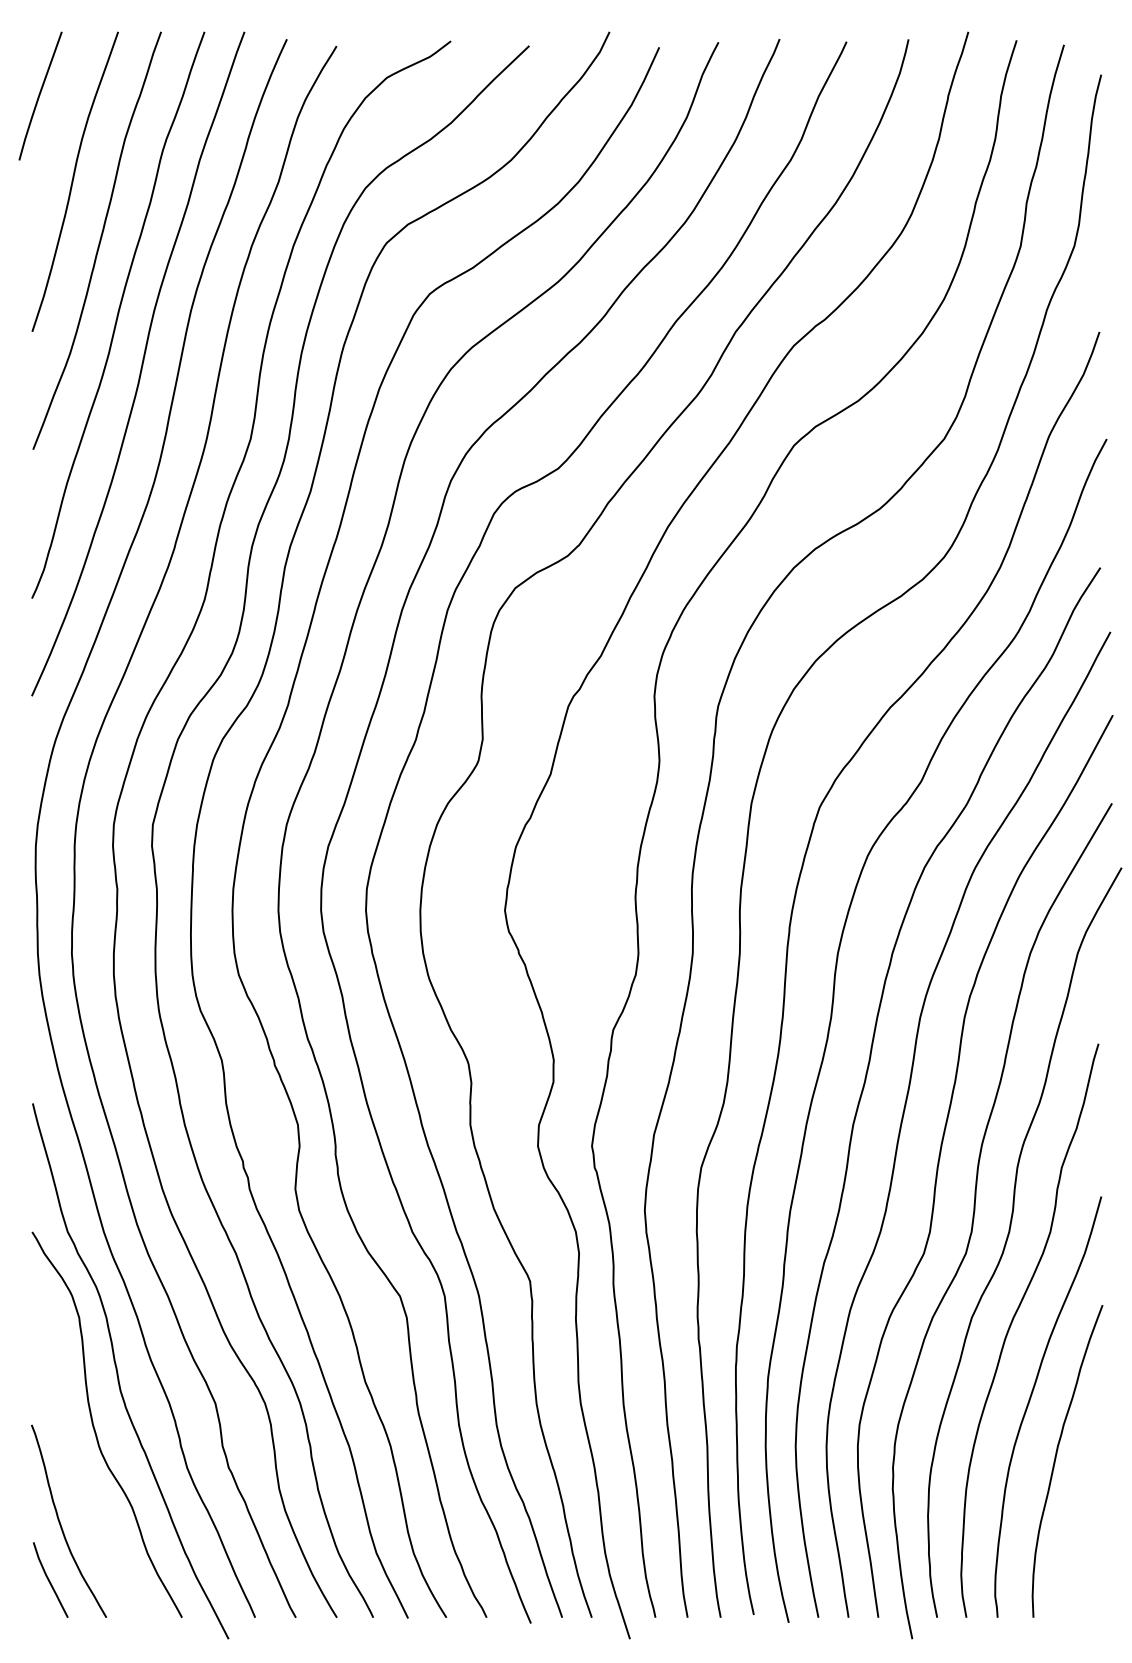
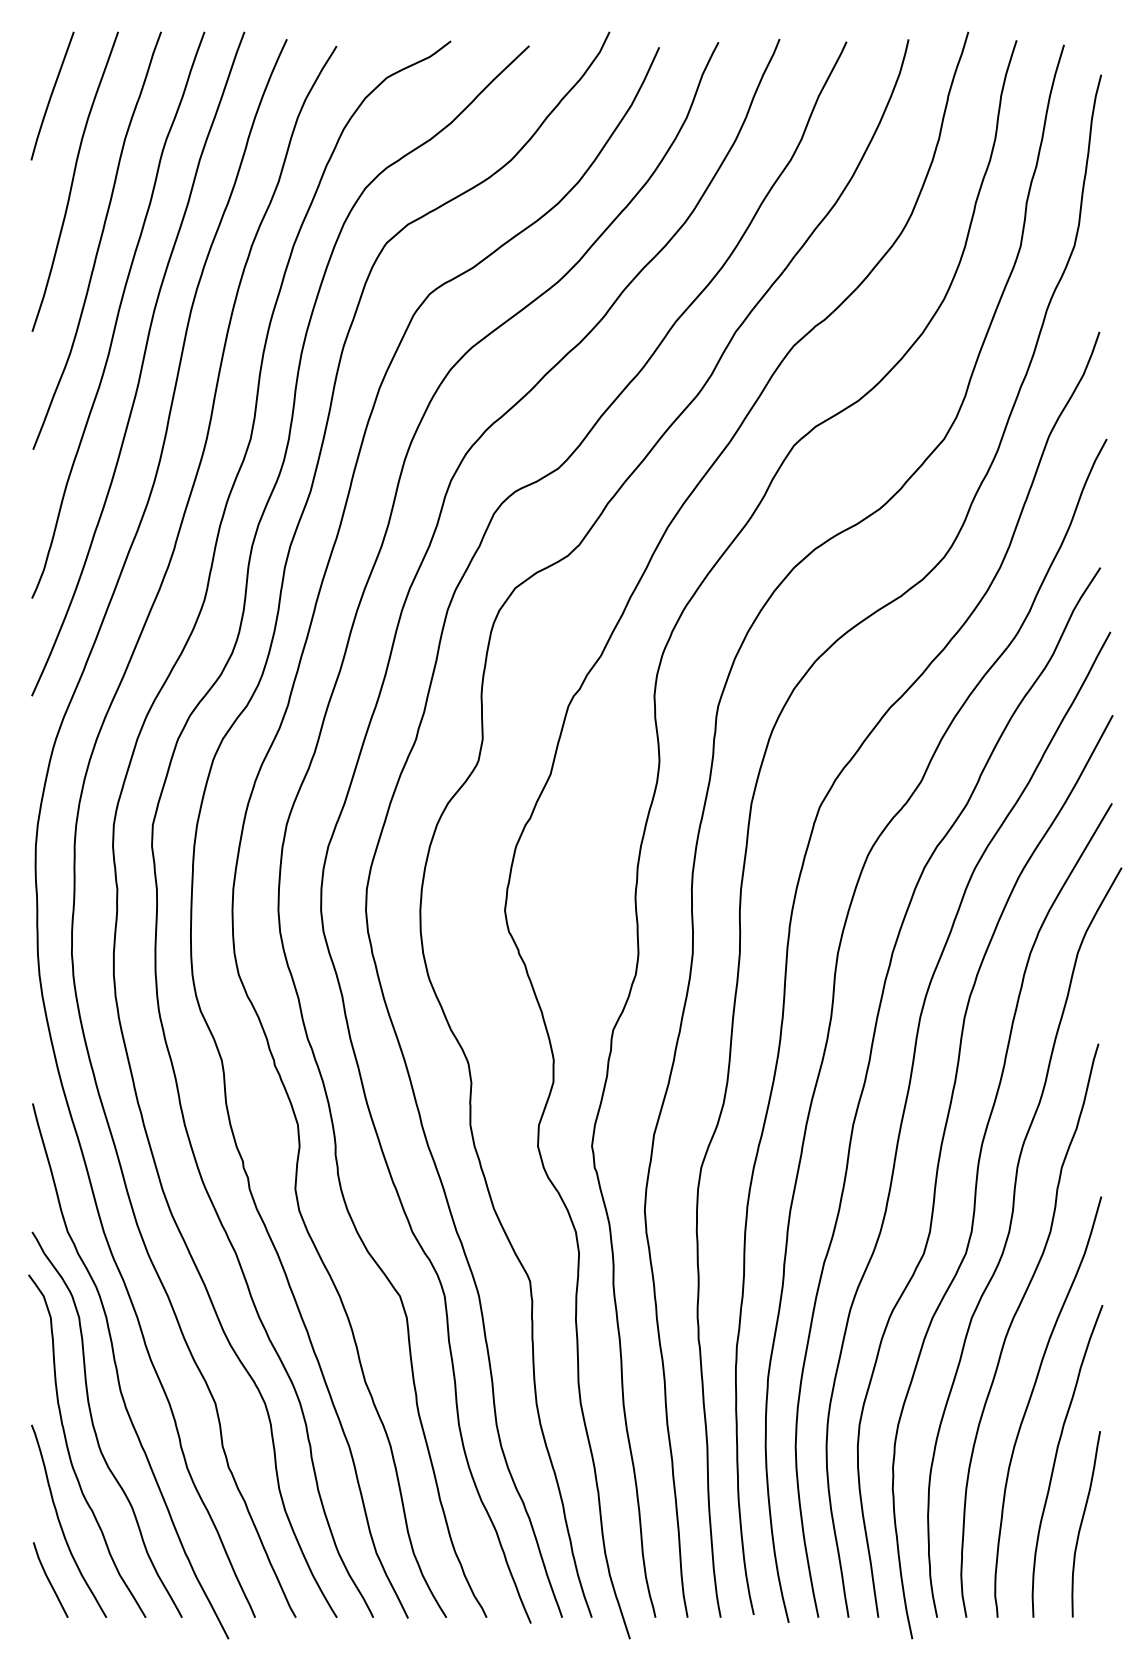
curve position: (40, 95) -> (52, 95) (52, 95)
curve: none -> present (69, 1450)
curve: none -> present (1082, 1523)
